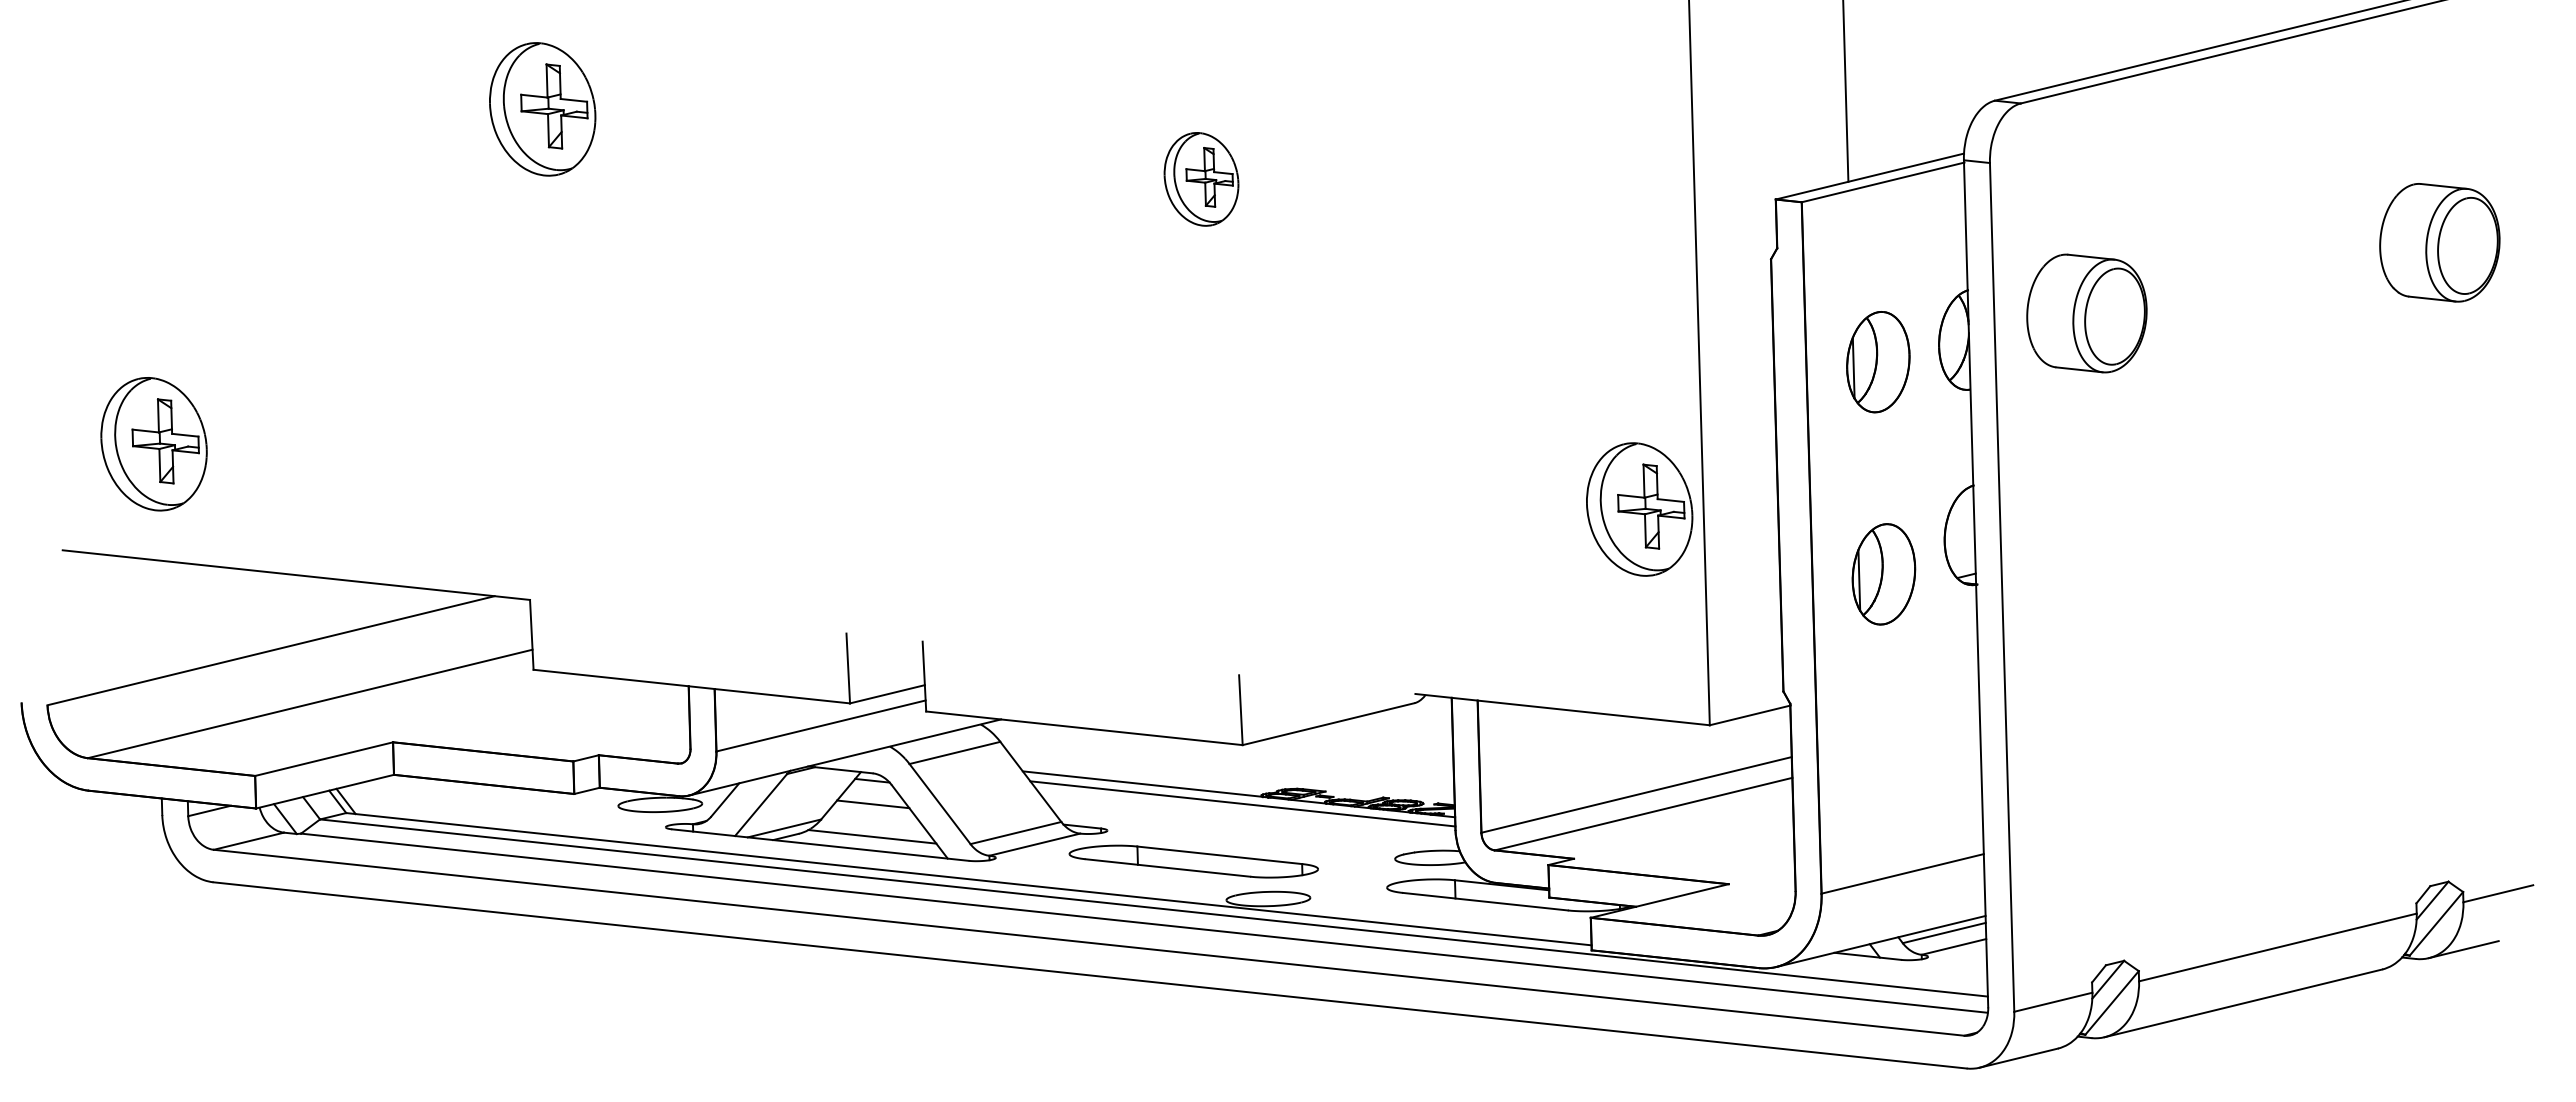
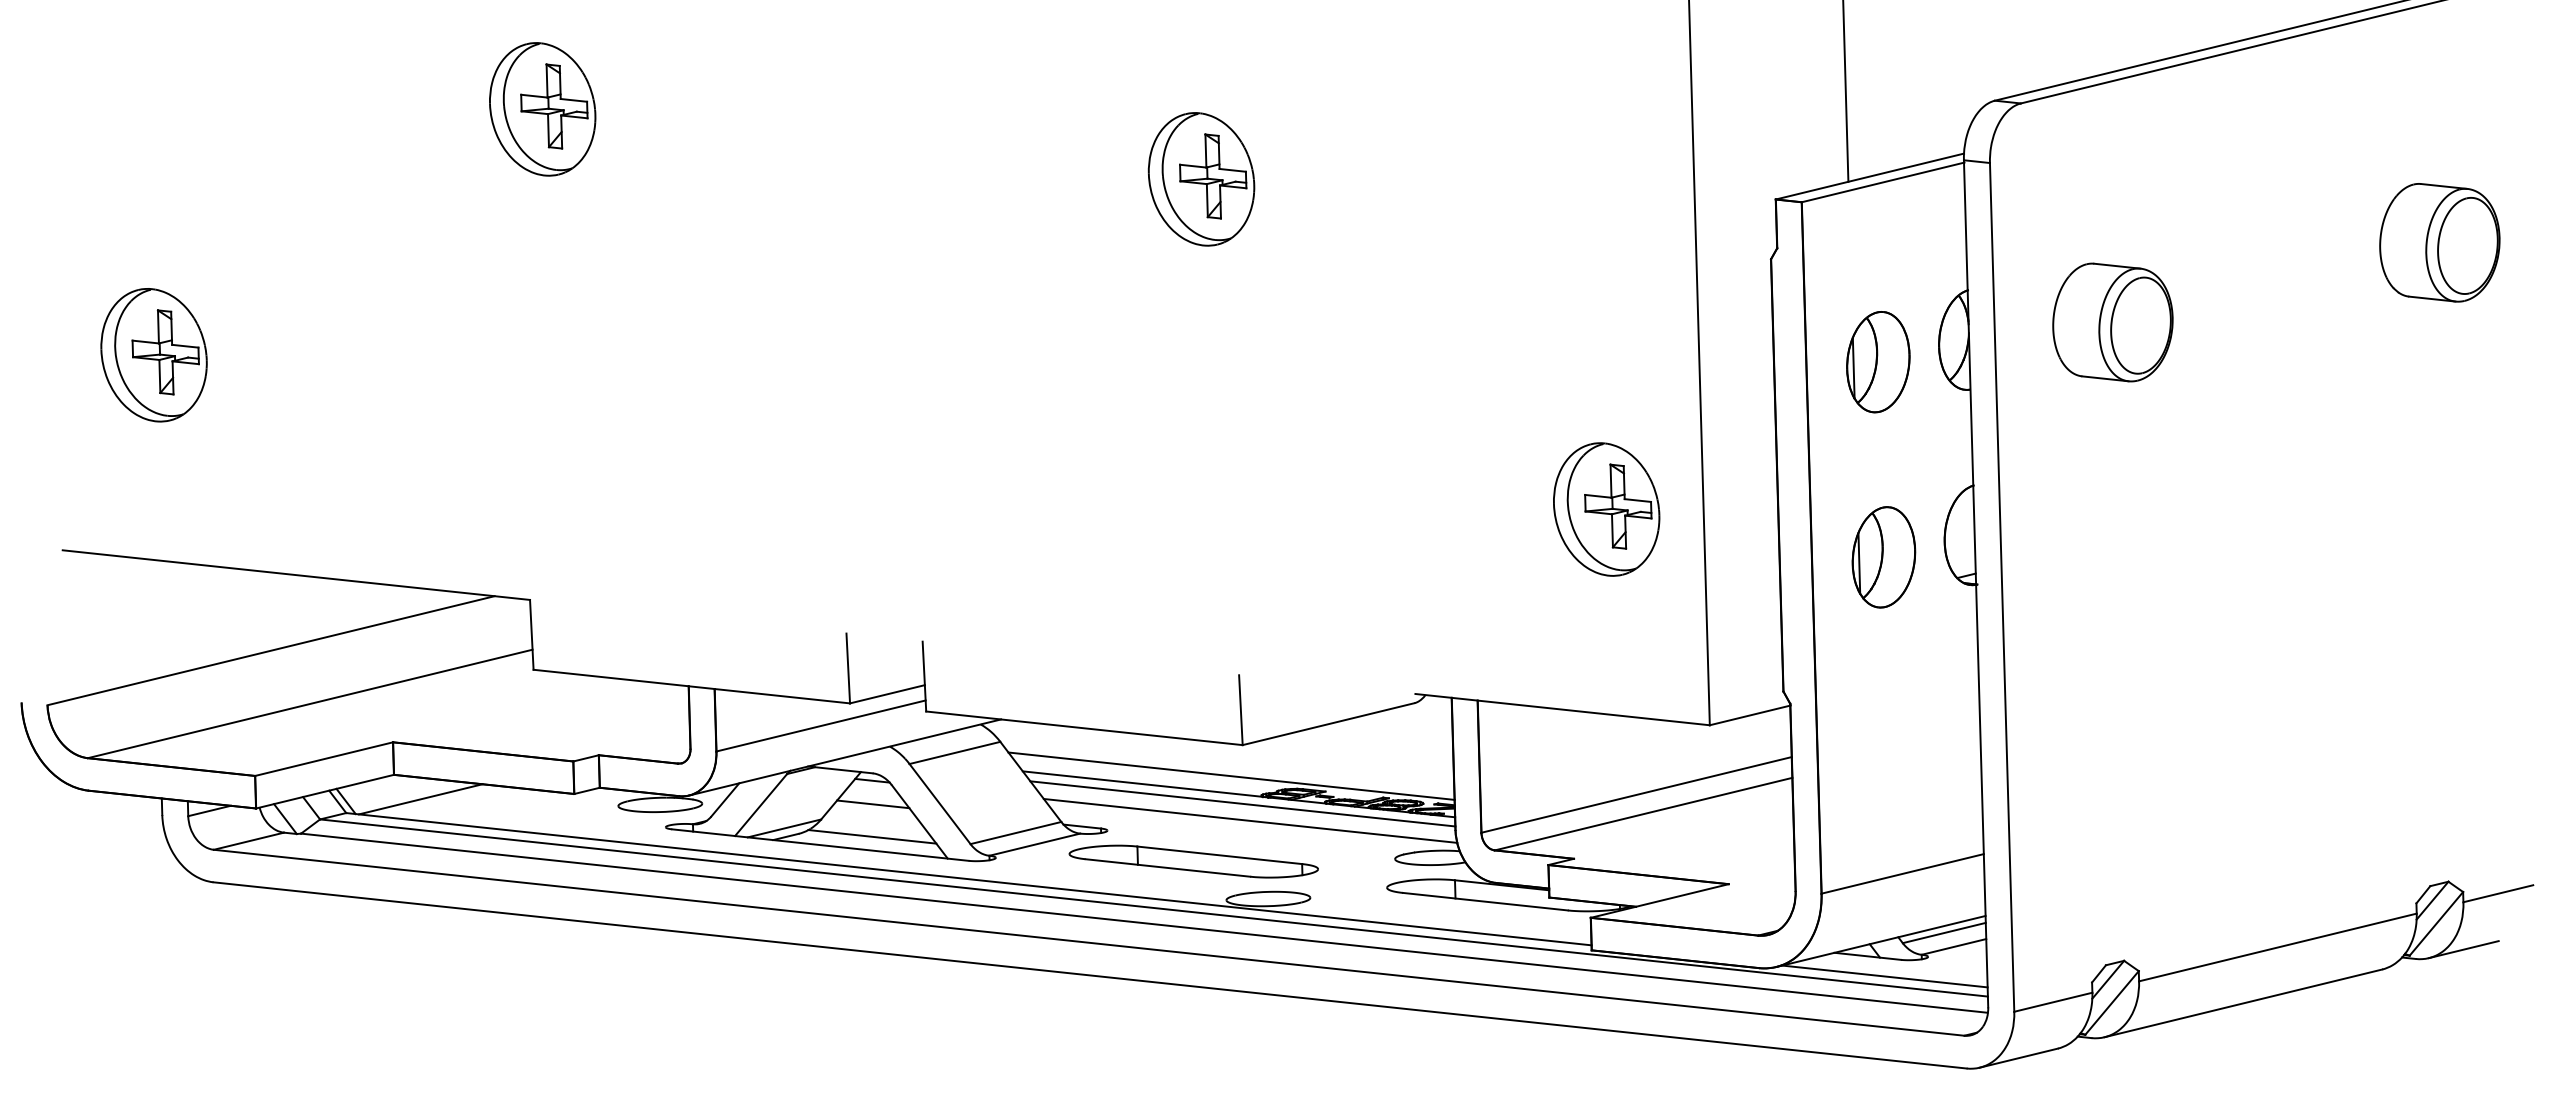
part size: 77x95 px -> 109x135 px (1201, 179)
part position: (2086, 313) -> (2112, 322) (2112, 322)
part position: (153, 444) -> (153, 355) (153, 355)
part position: (1639, 509) -> (1606, 509) (1606, 509)
part position: (1883, 574) -> (1883, 557) (1883, 557)
line: none -> present (1231, 775)
line: none -> present (420, 799)
line: none -> present (1250, 820)
line: none -> present (1884, 976)
